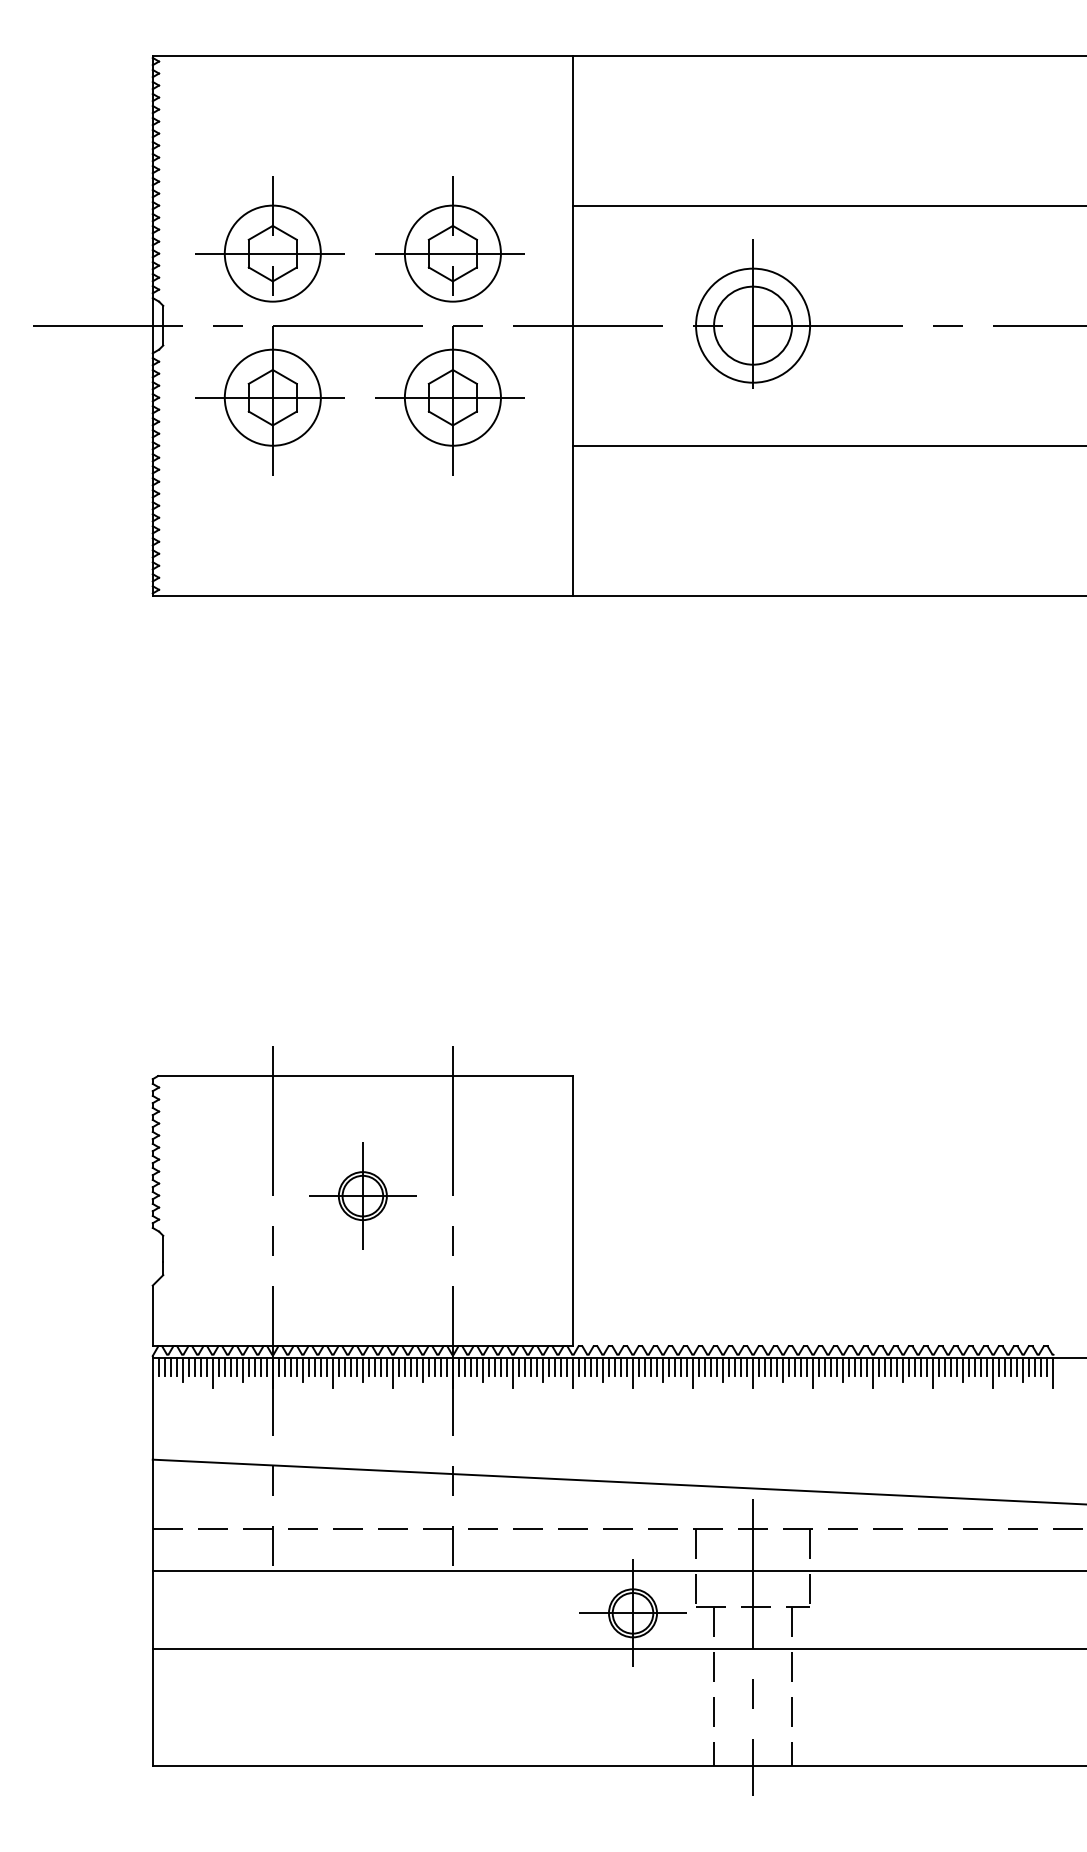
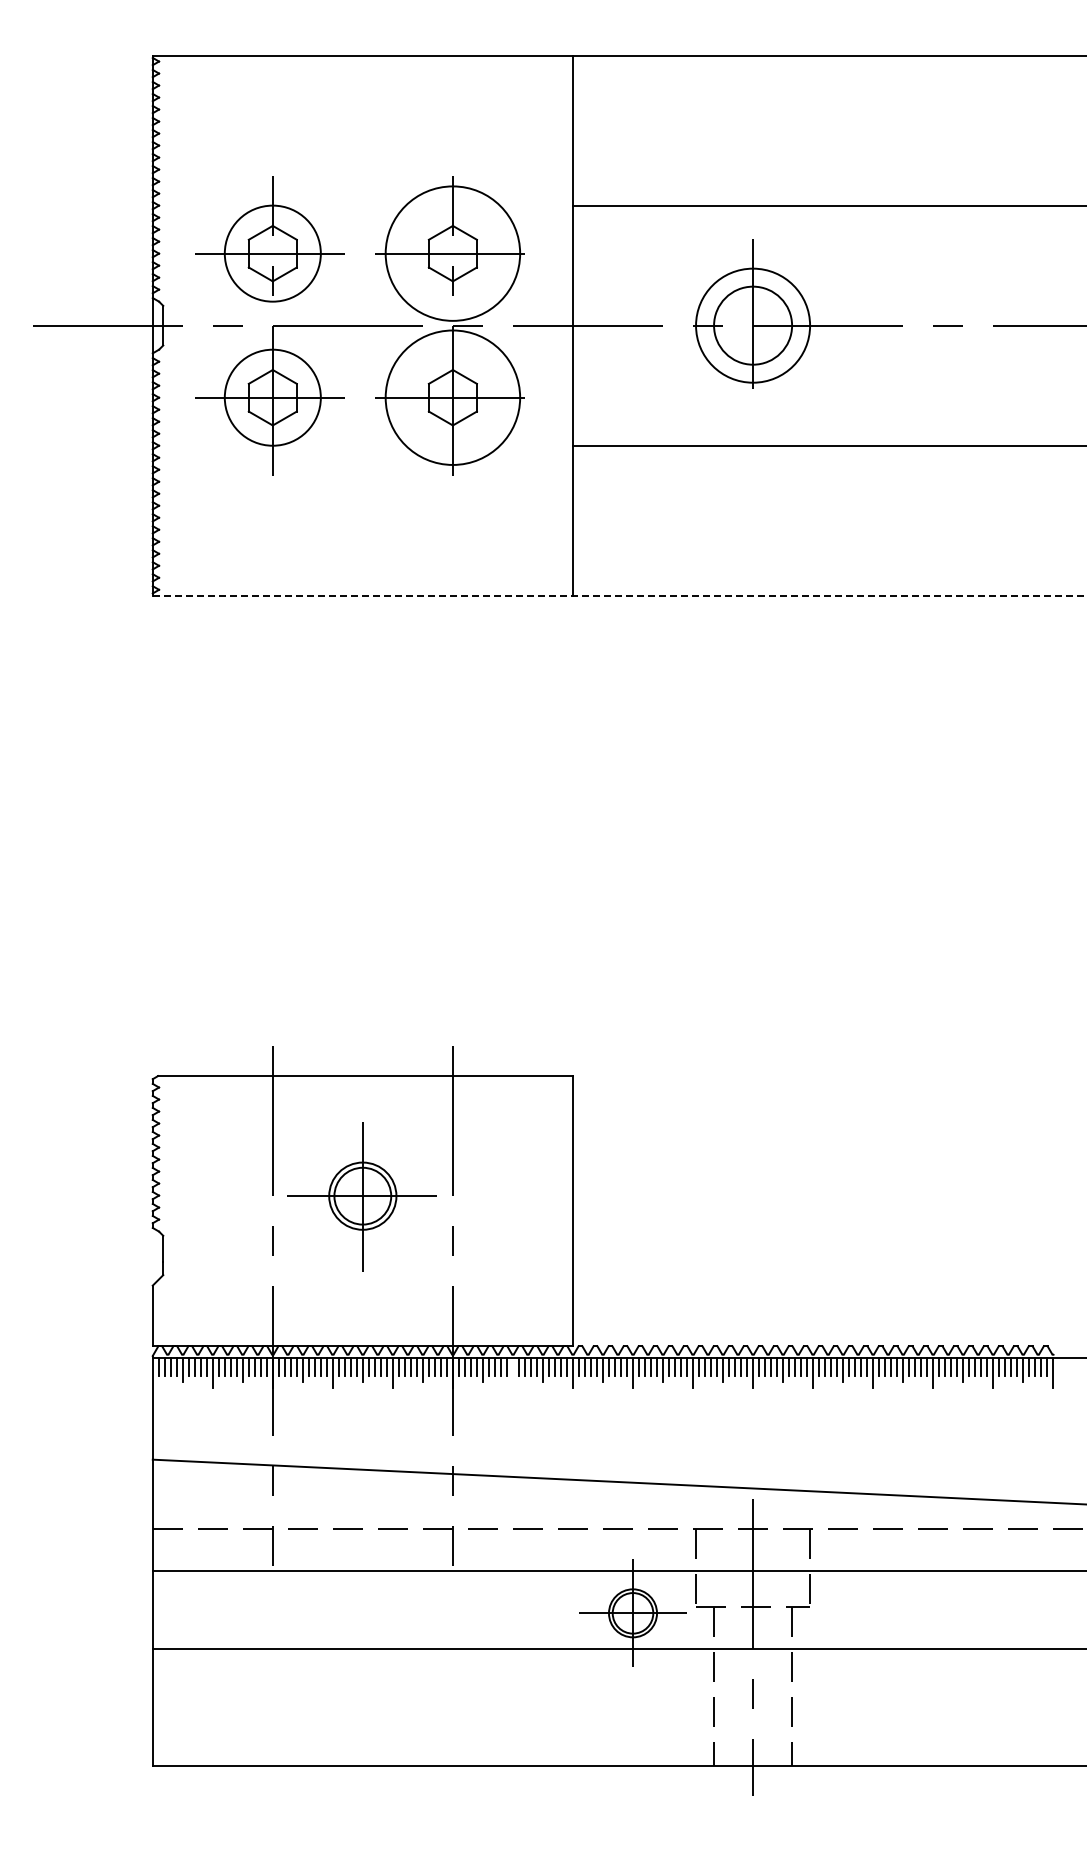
circle diameter: 96 px -> 134 px (452, 253)
circle diameter: 96 px -> 134 px (452, 397)
line: solid -> dashed (619, 595)
part size: 108x108 px -> 150x150 px (361, 1196)
line: present -> none (512, 1373)
